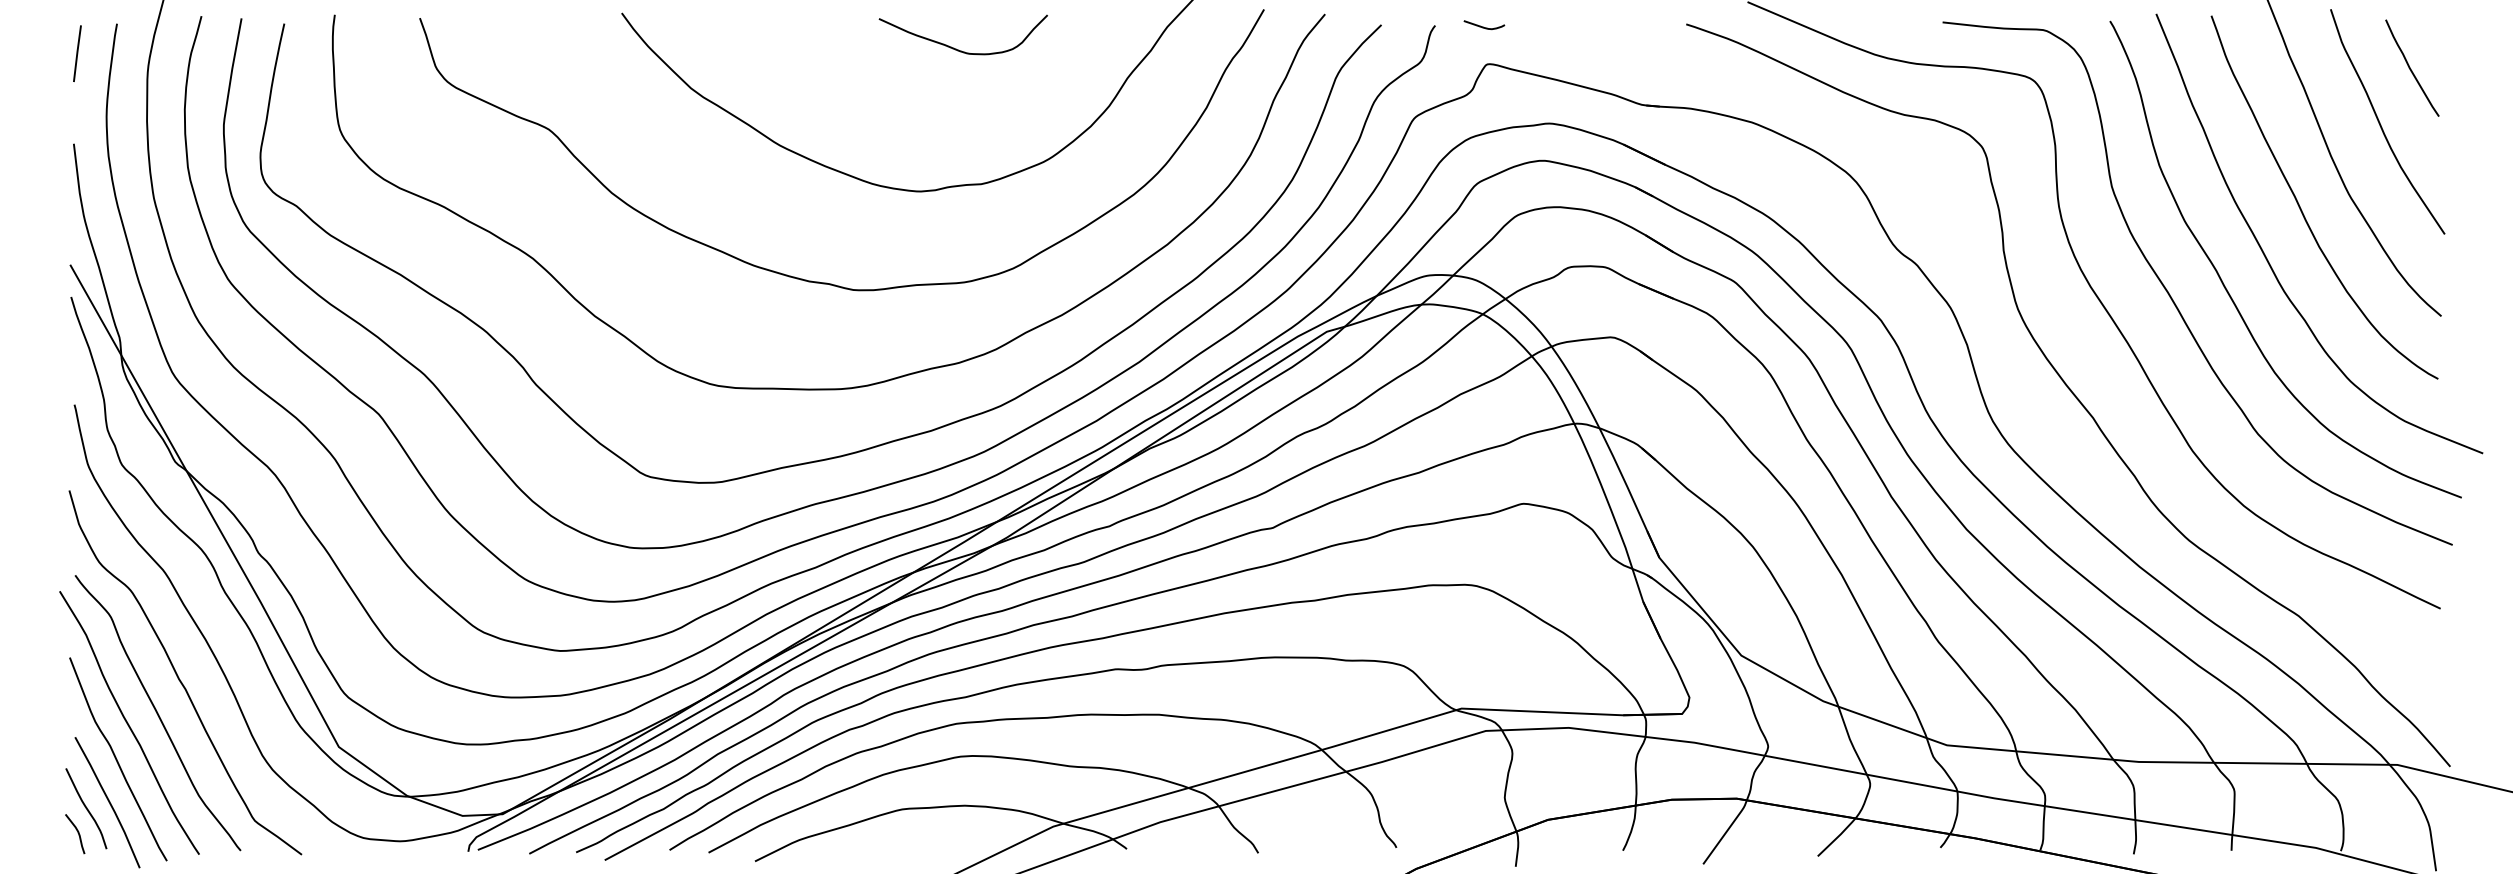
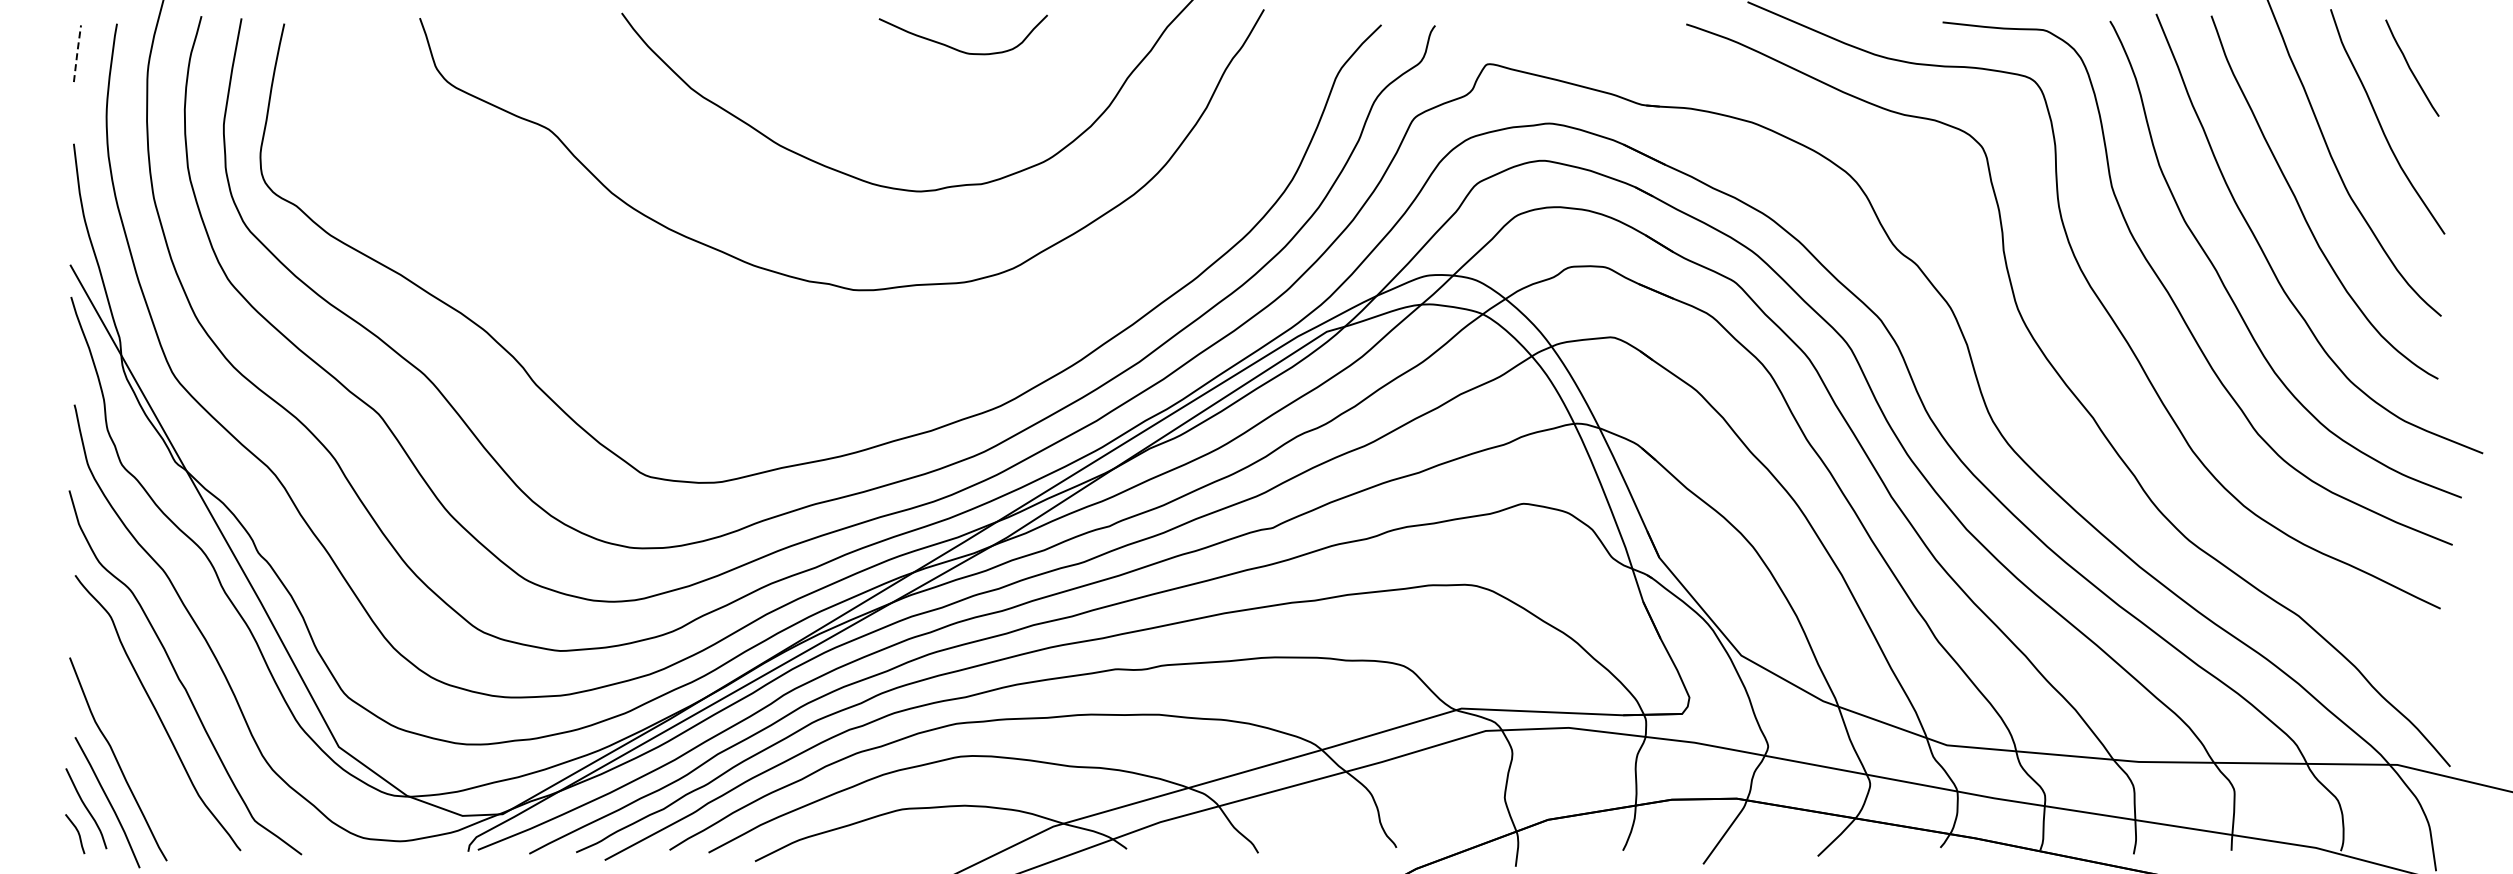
curve: present -> none (1483, 26)
line: solid -> dashed (77, 52)
curve: present -> none (853, 386)
curve: present -> none (128, 722)
